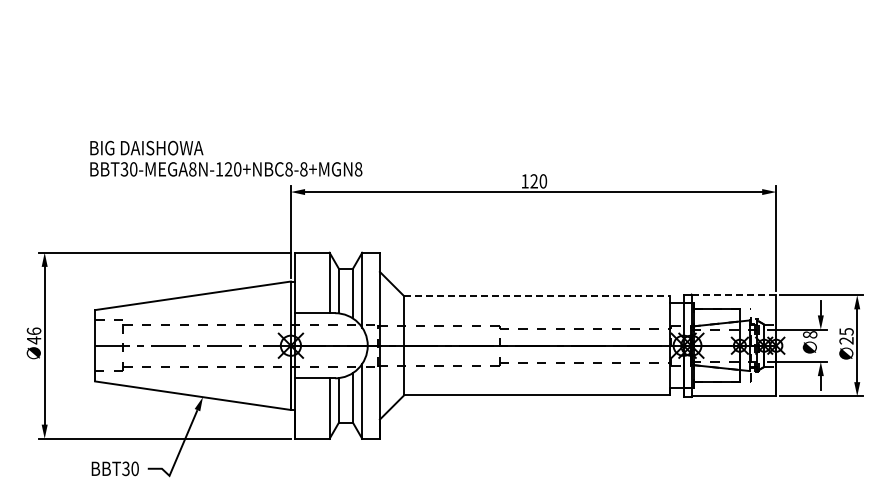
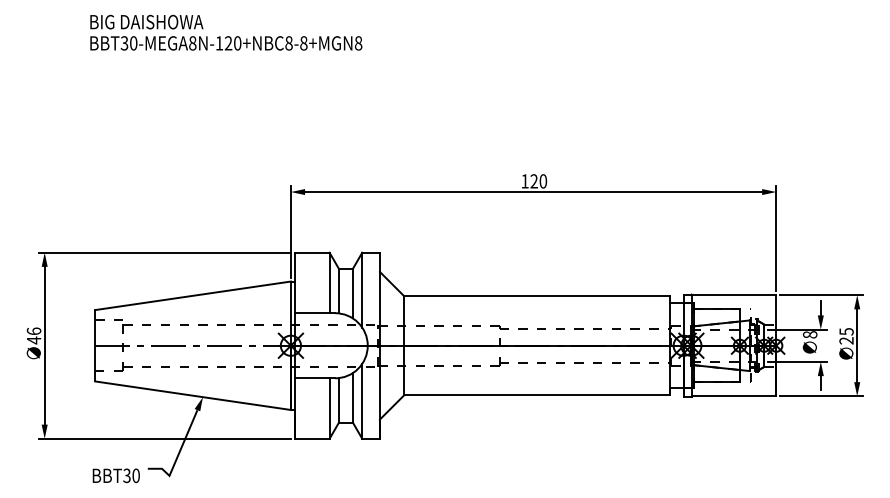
text position: (226, 158) -> (226, 32) (226, 32)
line: dashed -> solid (734, 295)
line: dashed -> solid (537, 296)
text position: (114, 468) -> (115, 475) (115, 475)
